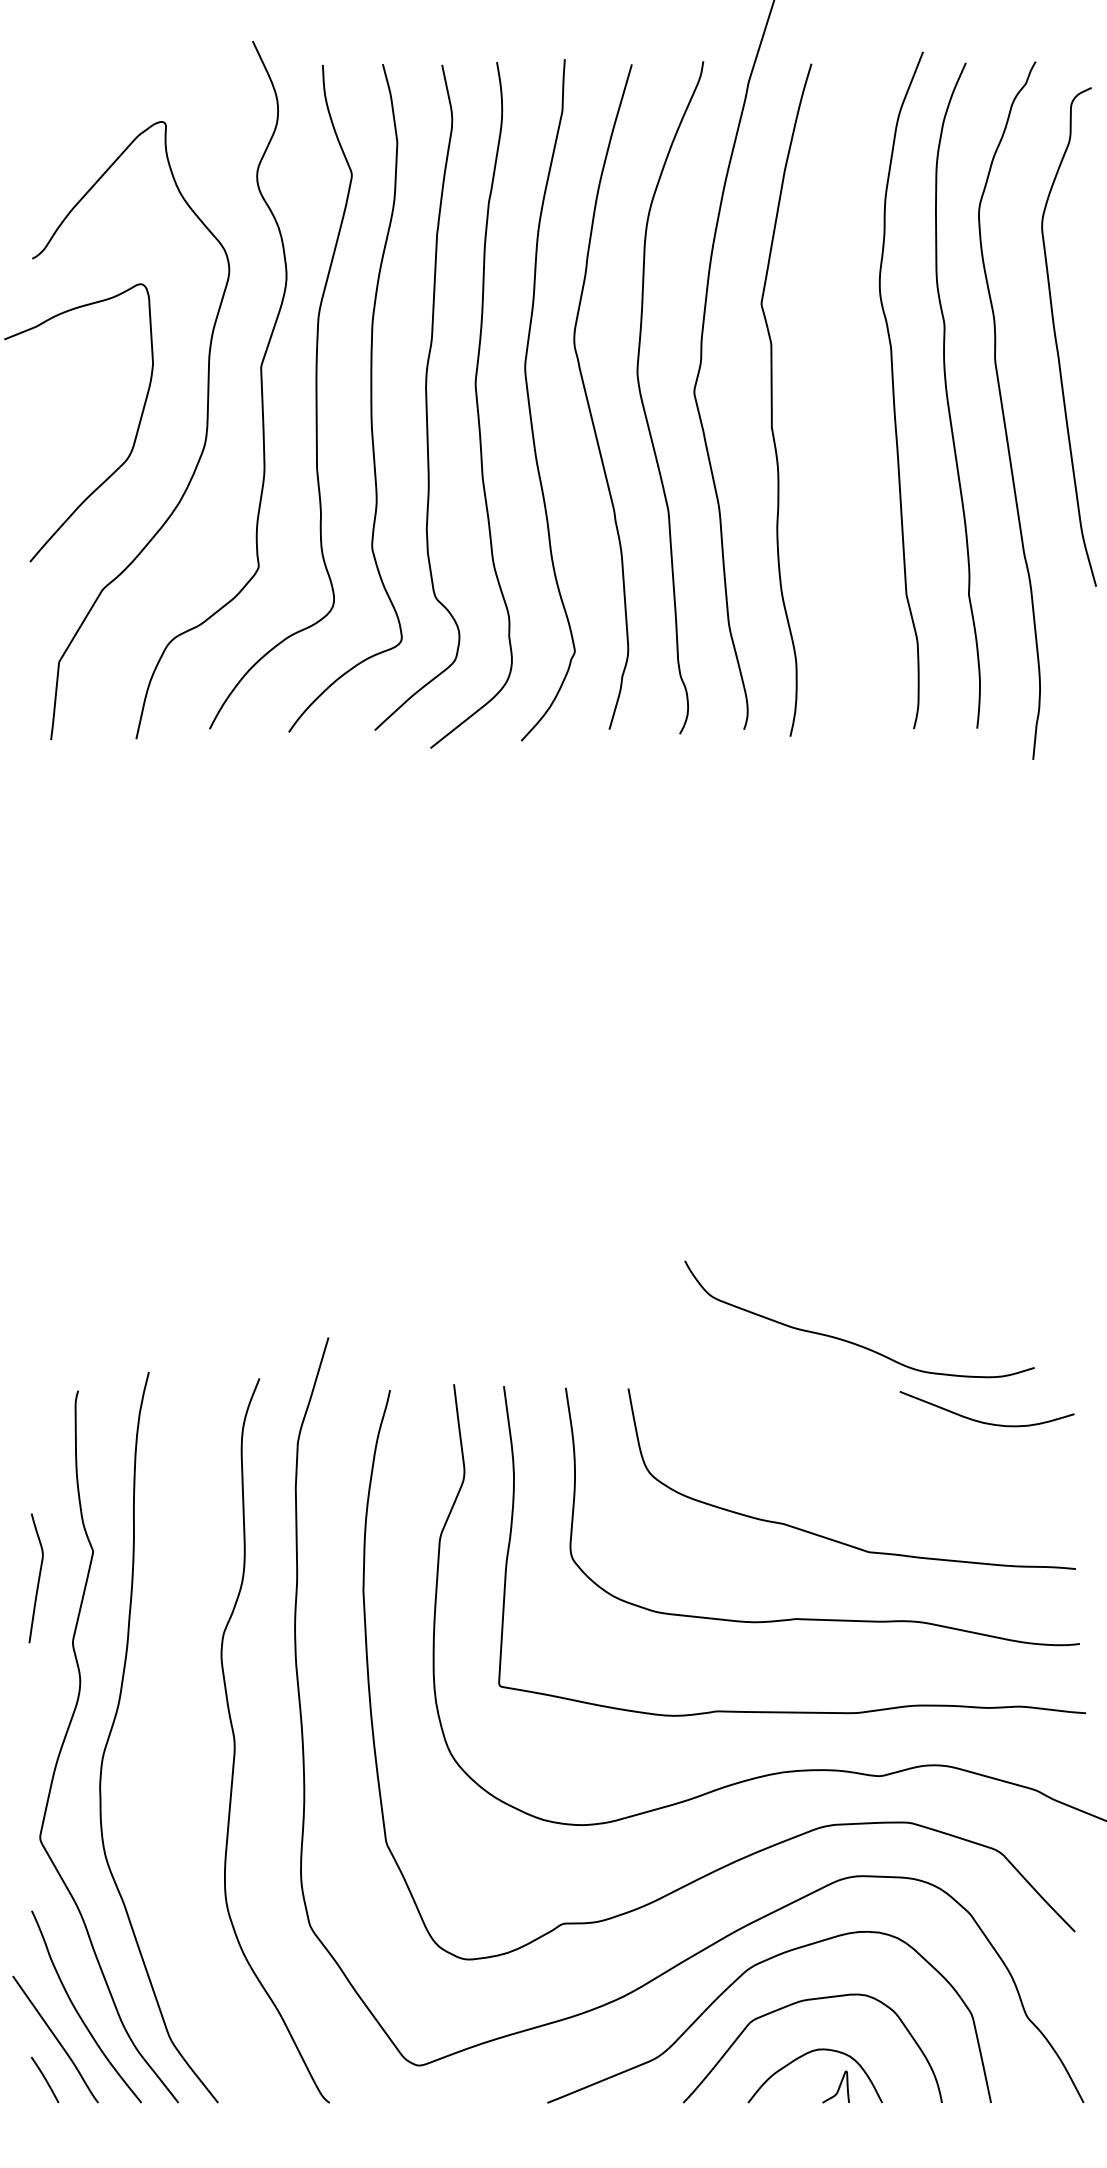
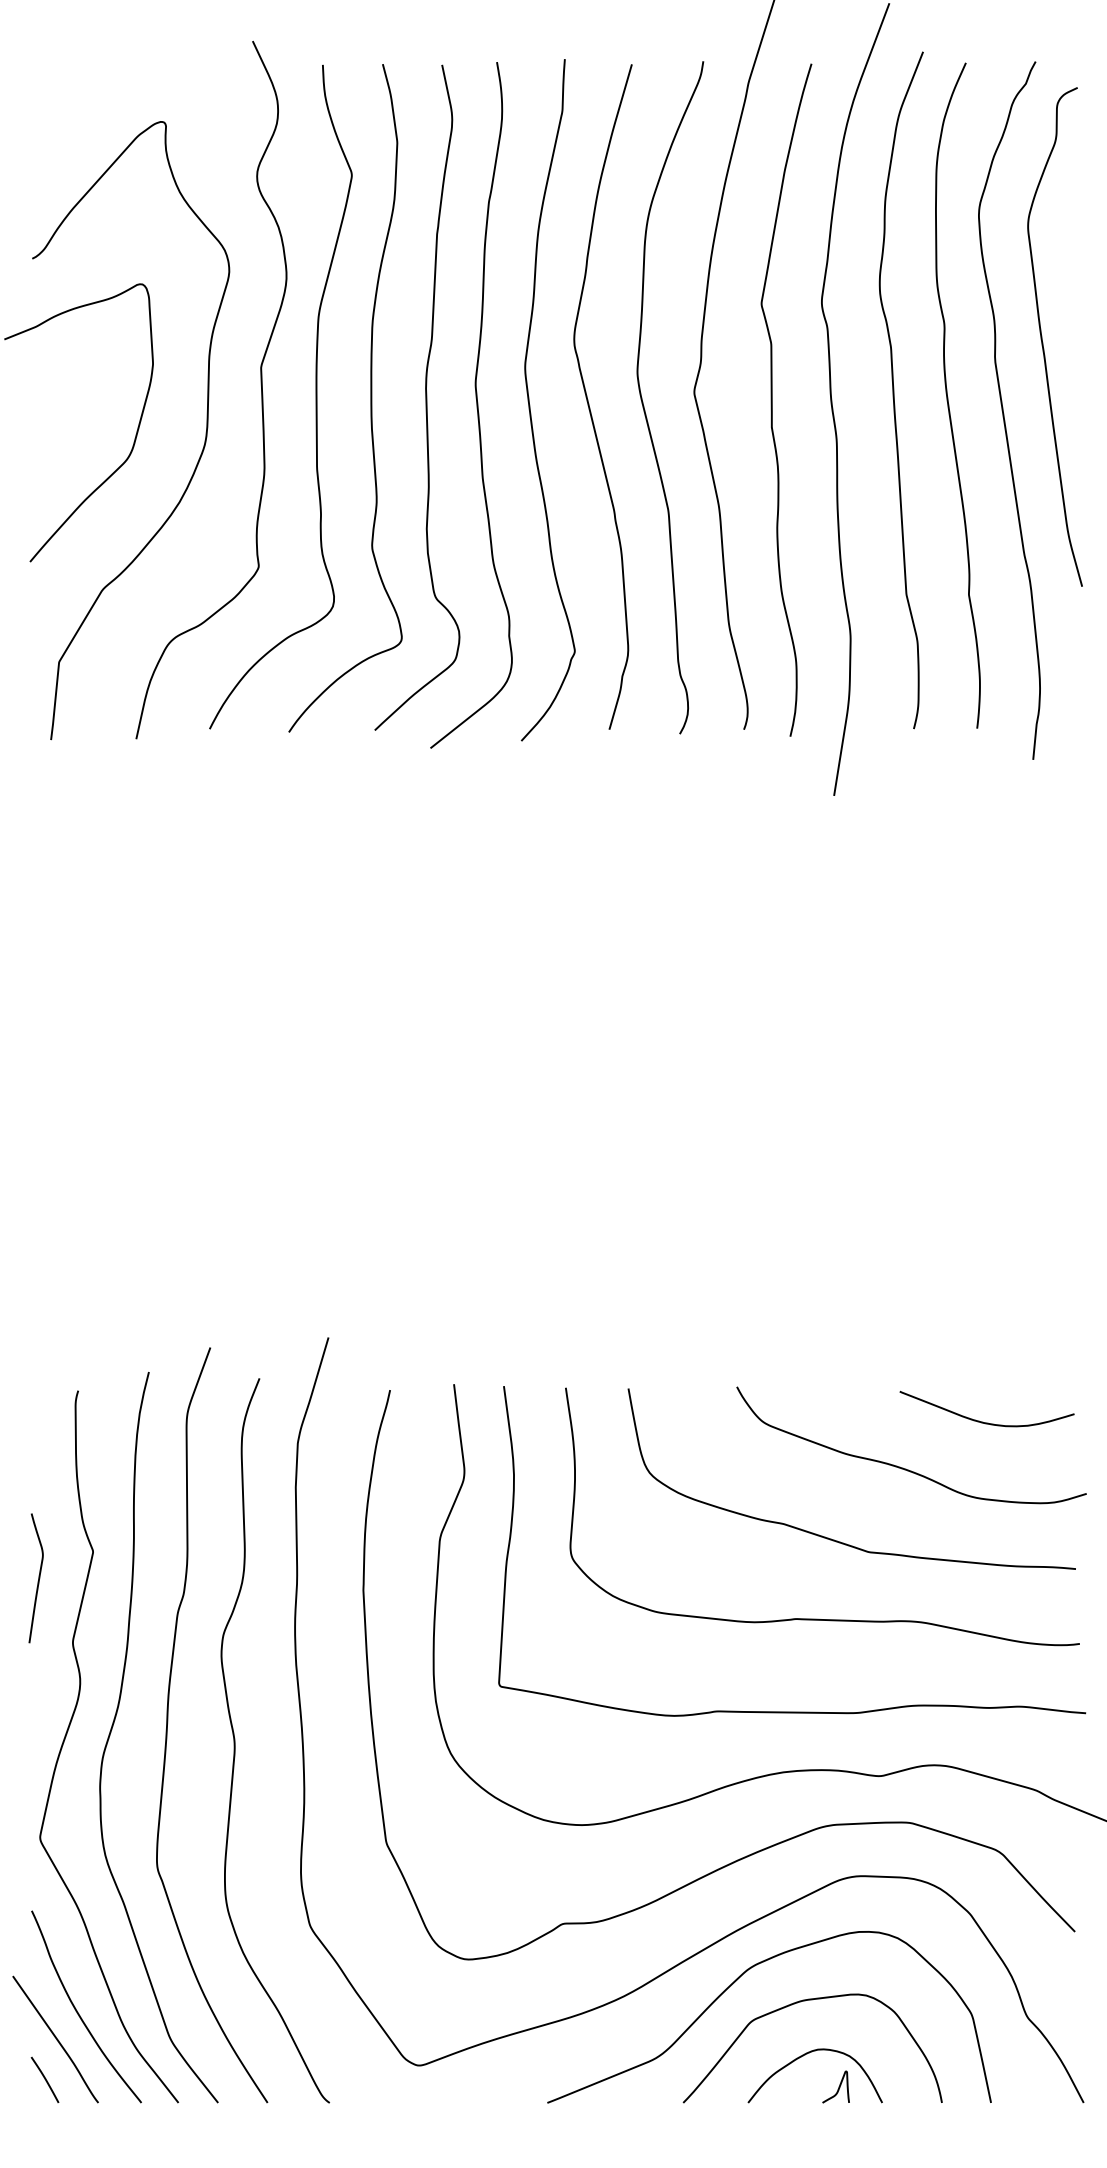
curve position: (1056, 336) -> (1042, 336) (1042, 336)
curve: none -> present (832, 399)
curve position: (851, 1341) -> (903, 1467) (903, 1467)
curve: none -> present (168, 1723)
